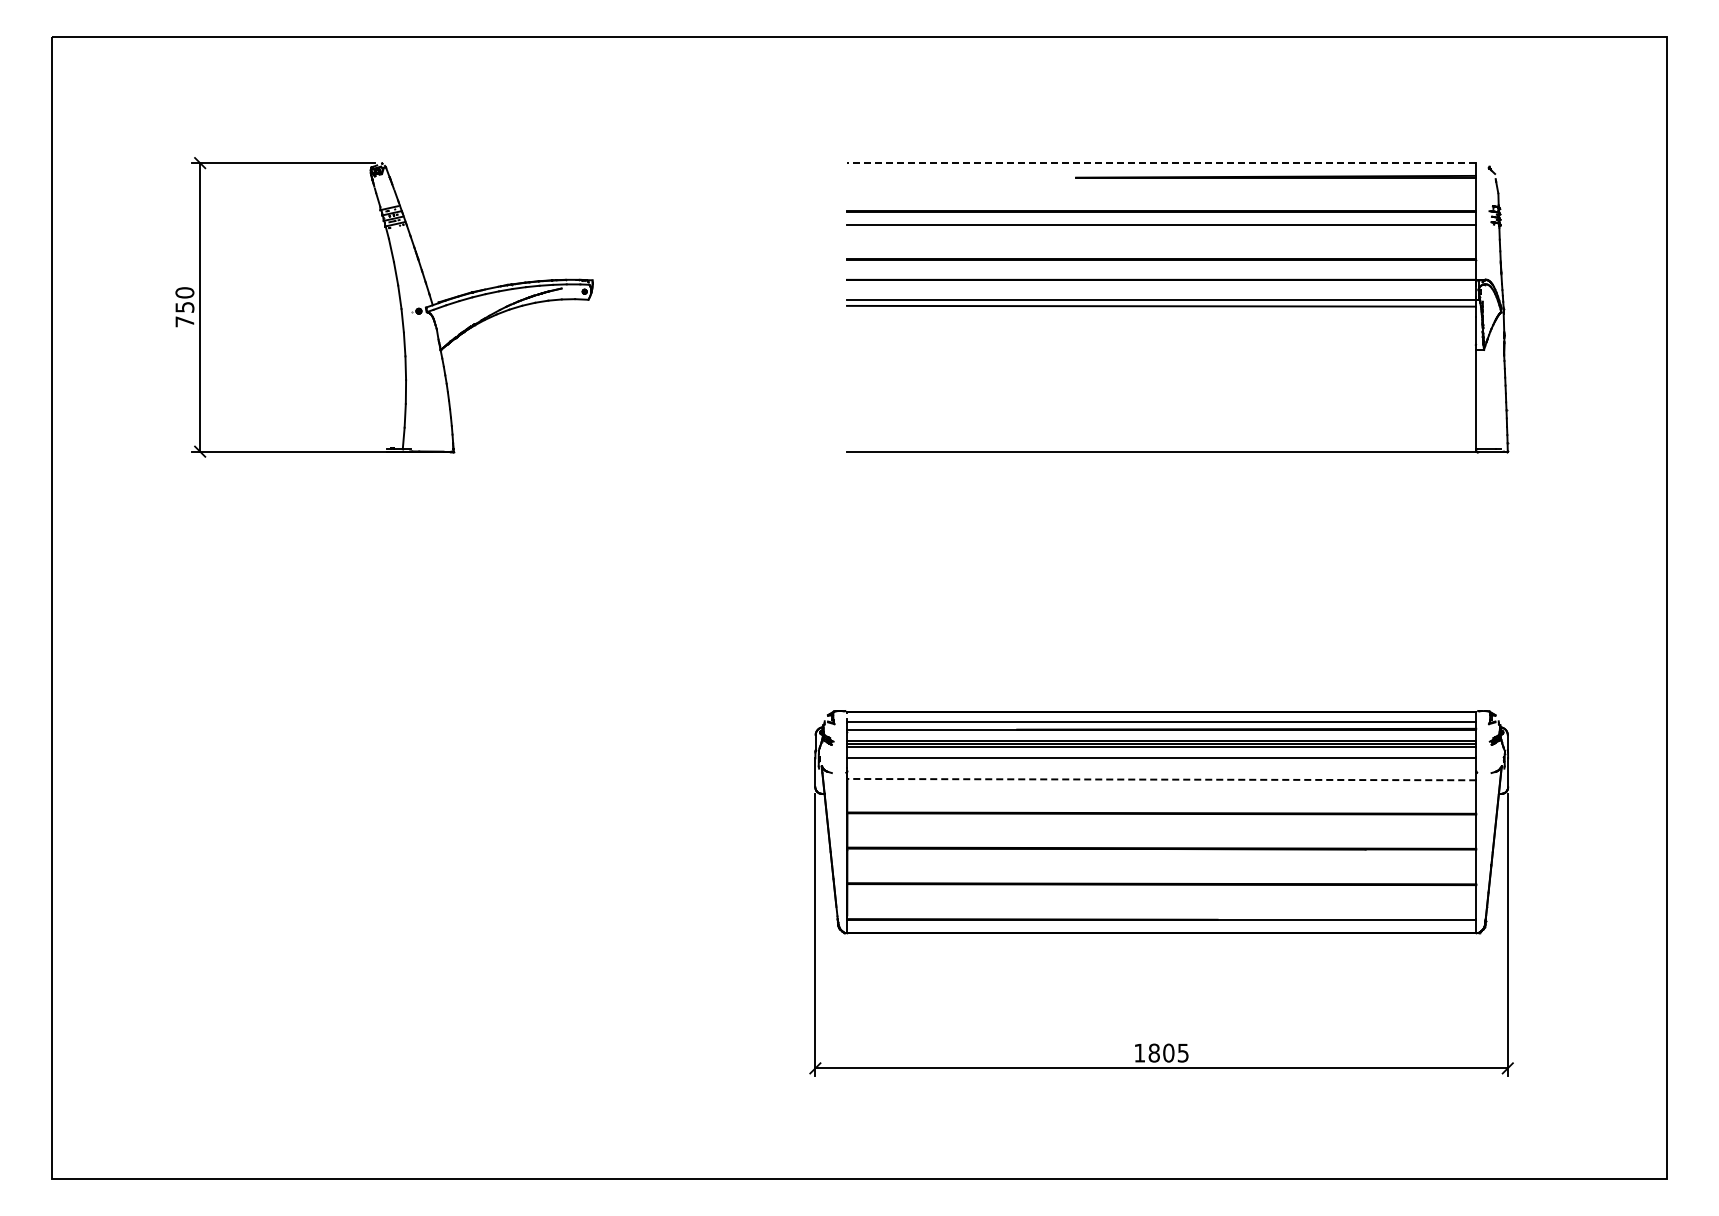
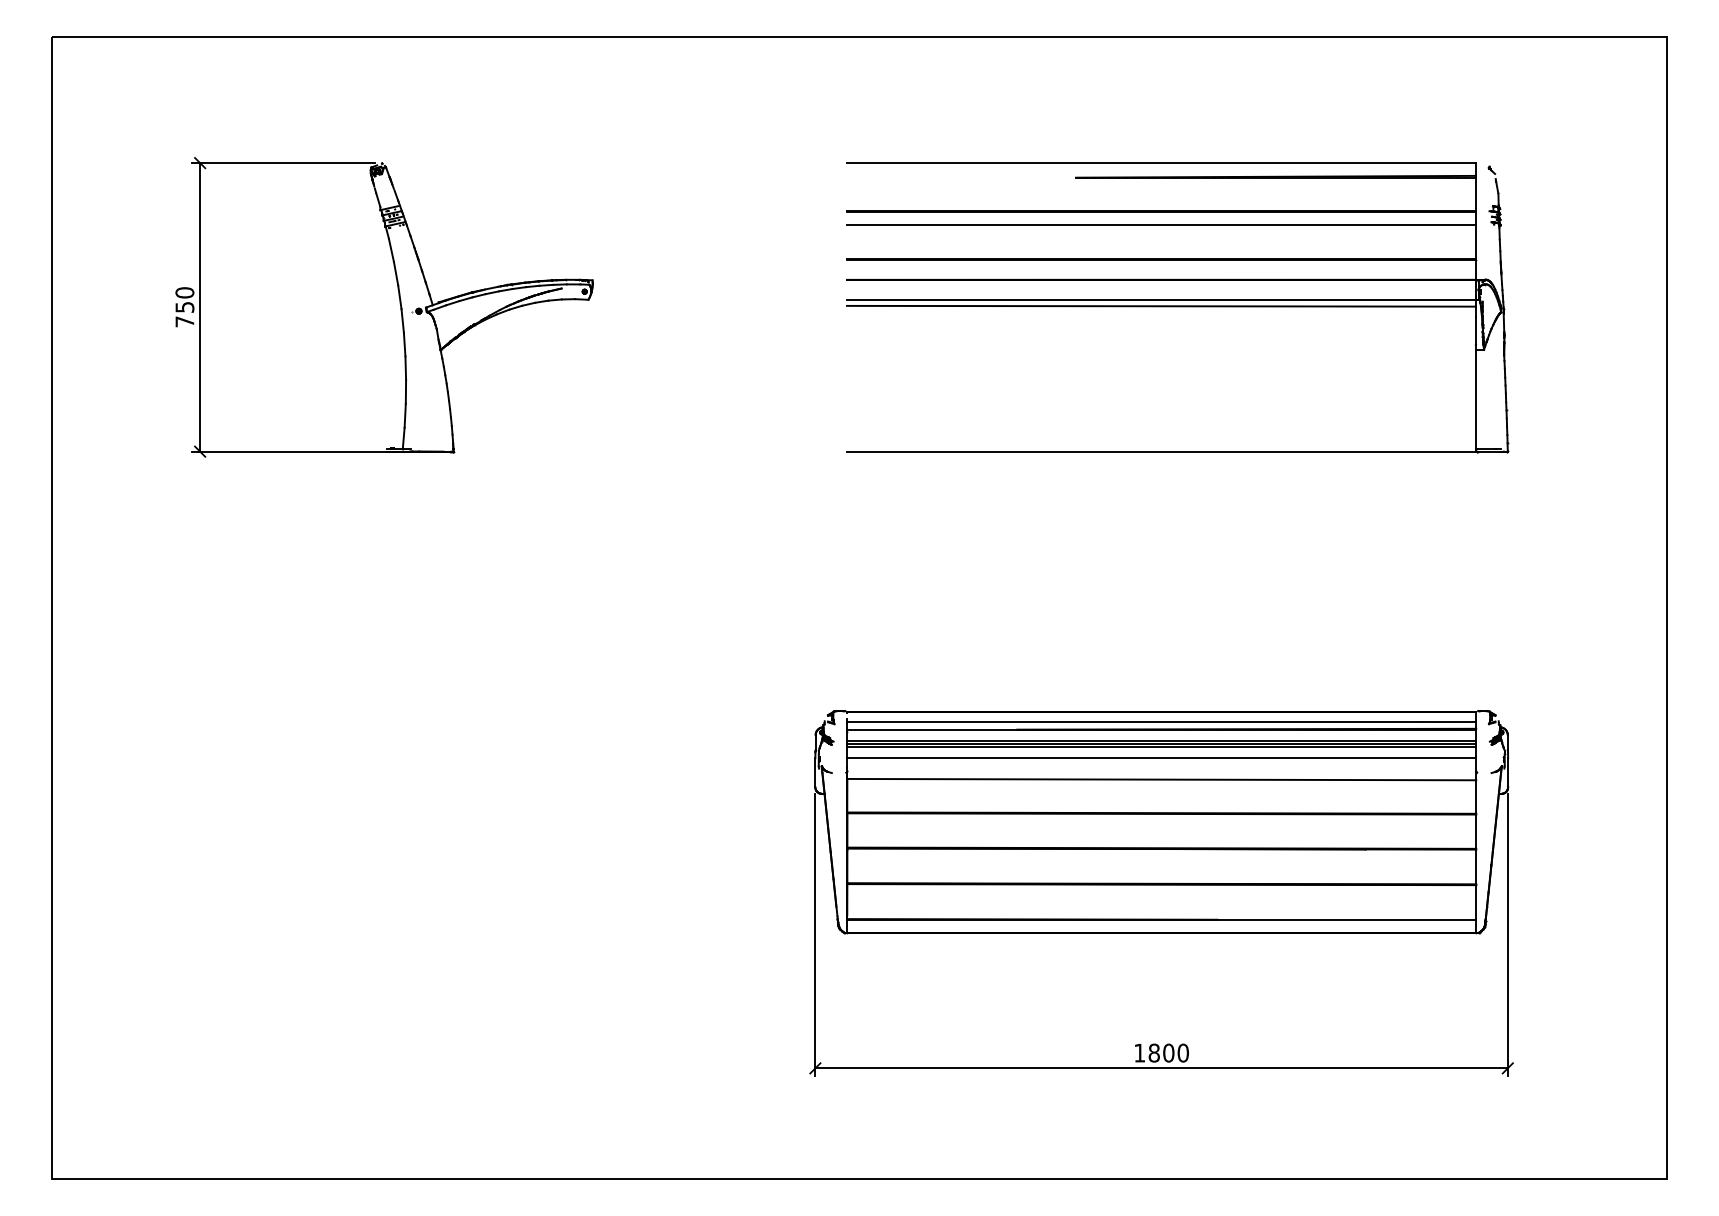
line: dashed -> solid (1160, 163)
line: dashed -> solid (1161, 779)
text: 1805 -> 1800 (1182, 1052)
